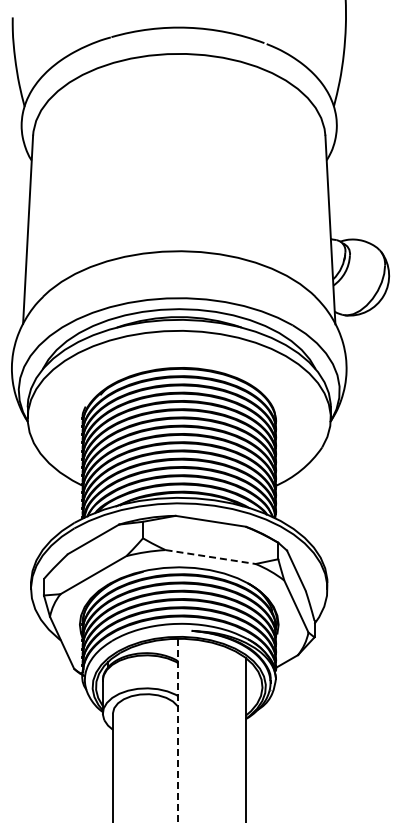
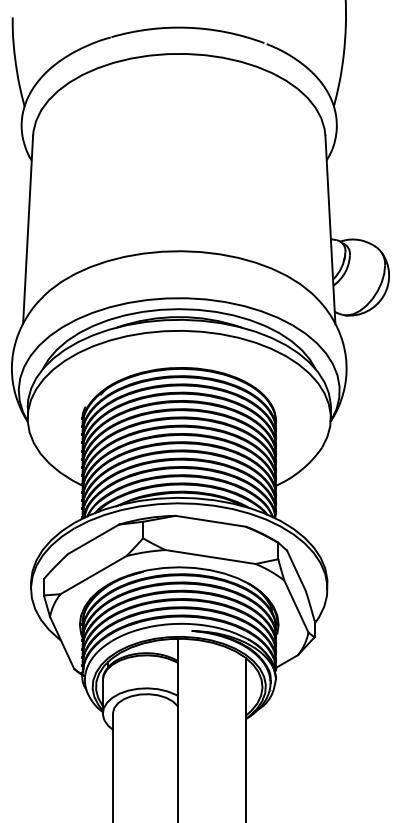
line: dashed -> solid (210, 557)
line: dashed -> solid (178, 730)
